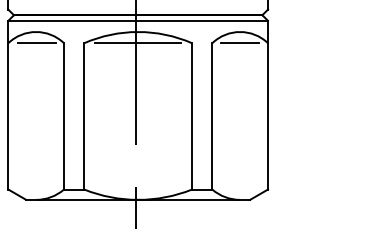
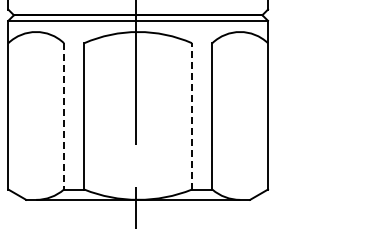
line: present -> none (36, 43)
line: present -> none (137, 43)
line: present -> none (239, 43)
line: solid -> dashed (192, 115)
line: solid -> dashed (64, 116)
